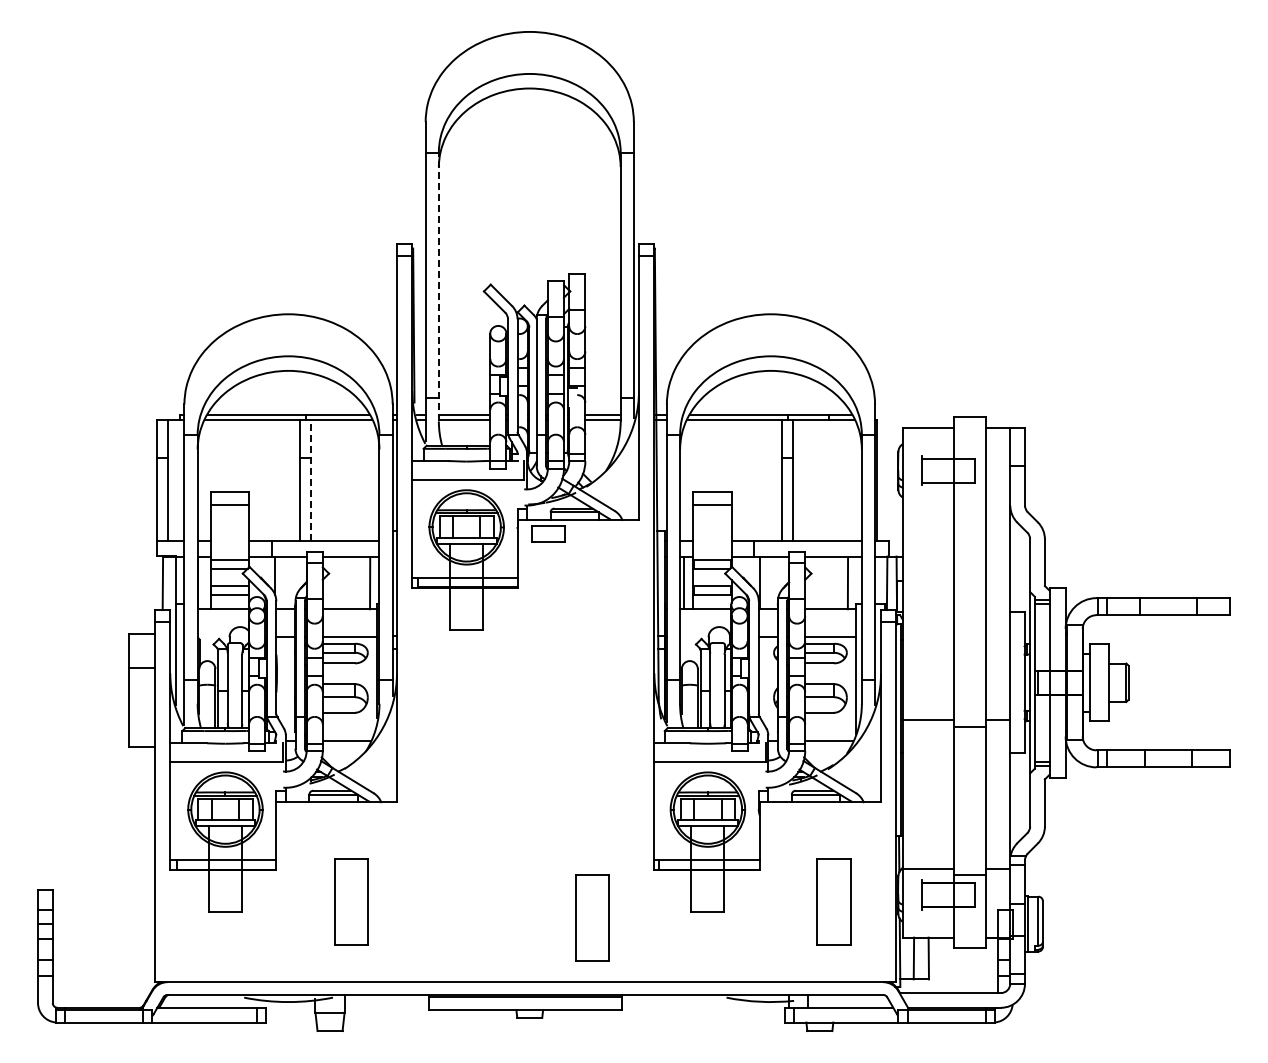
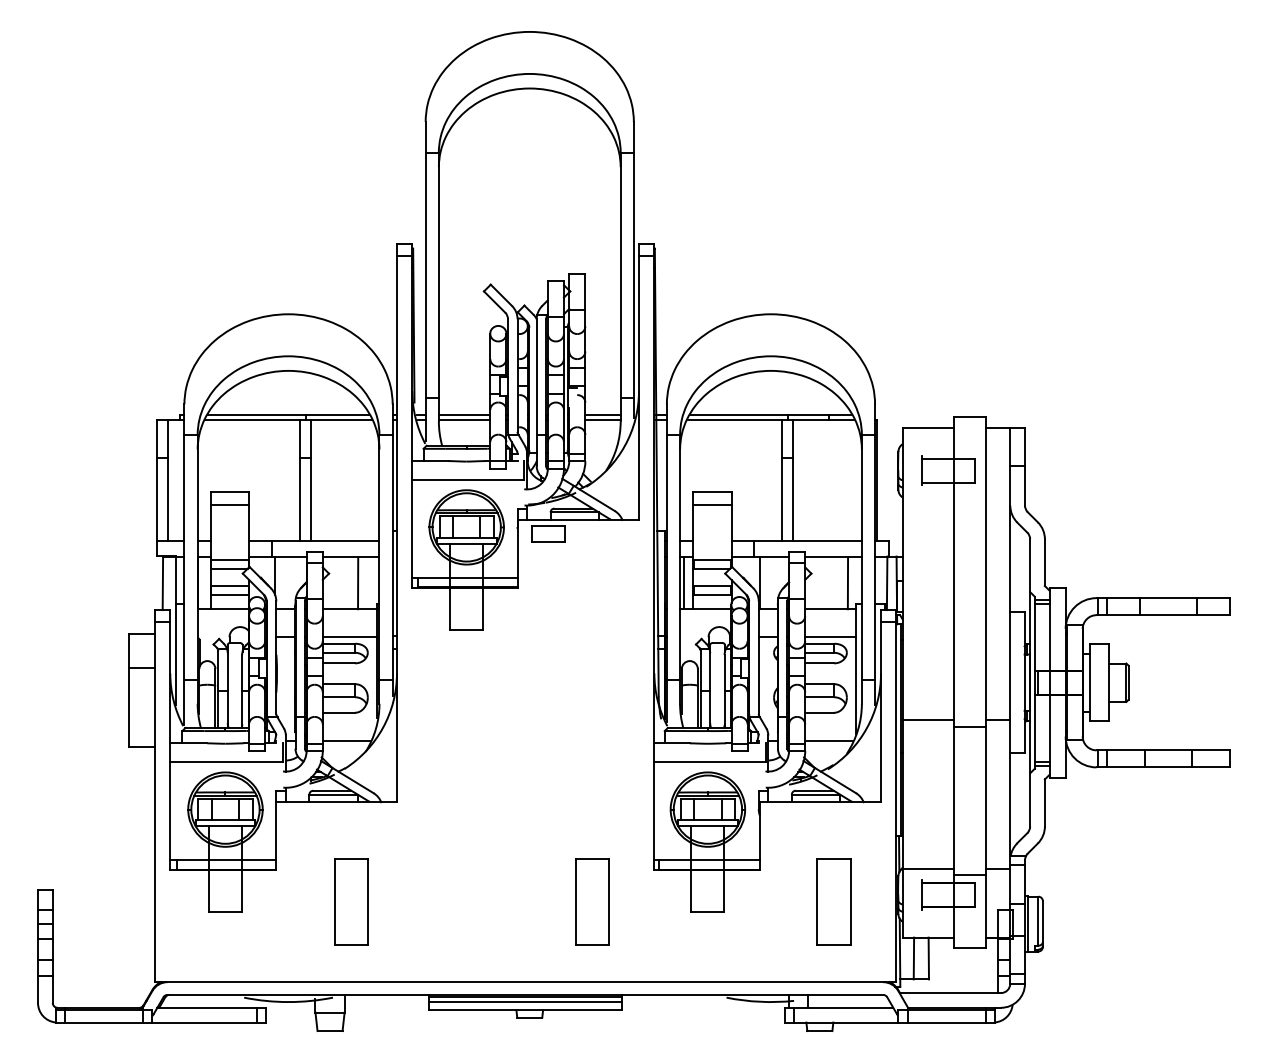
line: dashed -> solid (438, 286)
line: dashed -> solid (310, 480)
line position: (370, 583) -> (358, 583) (358, 583)
part position: (592, 917) -> (592, 901) (592, 901)
line: none -> present (525, 1001)
